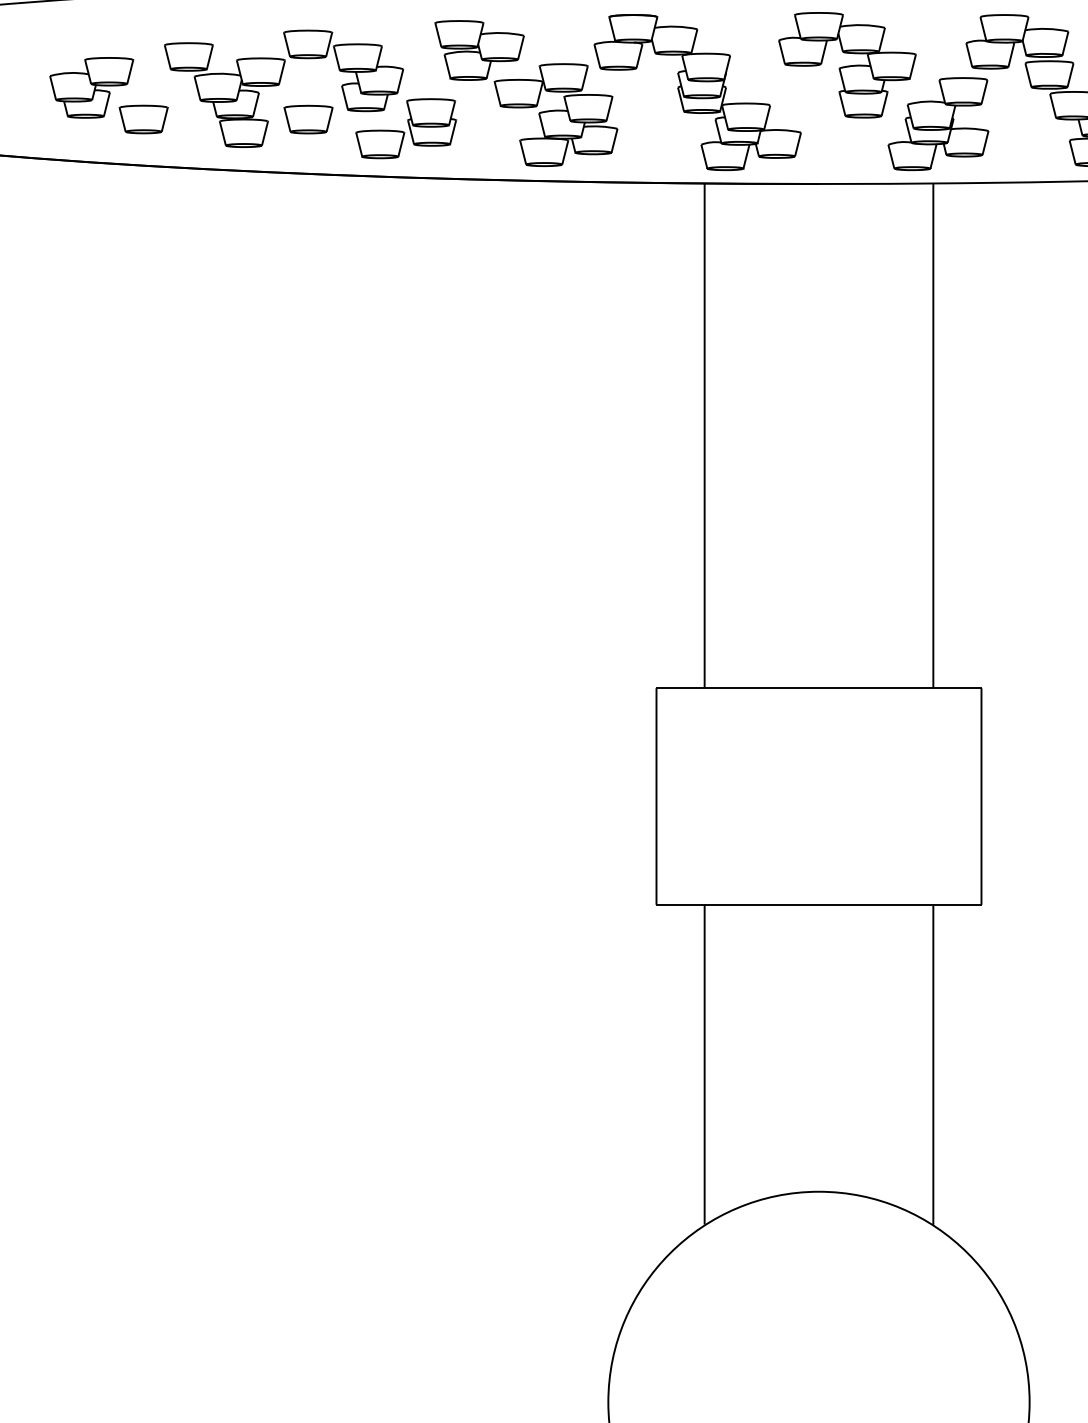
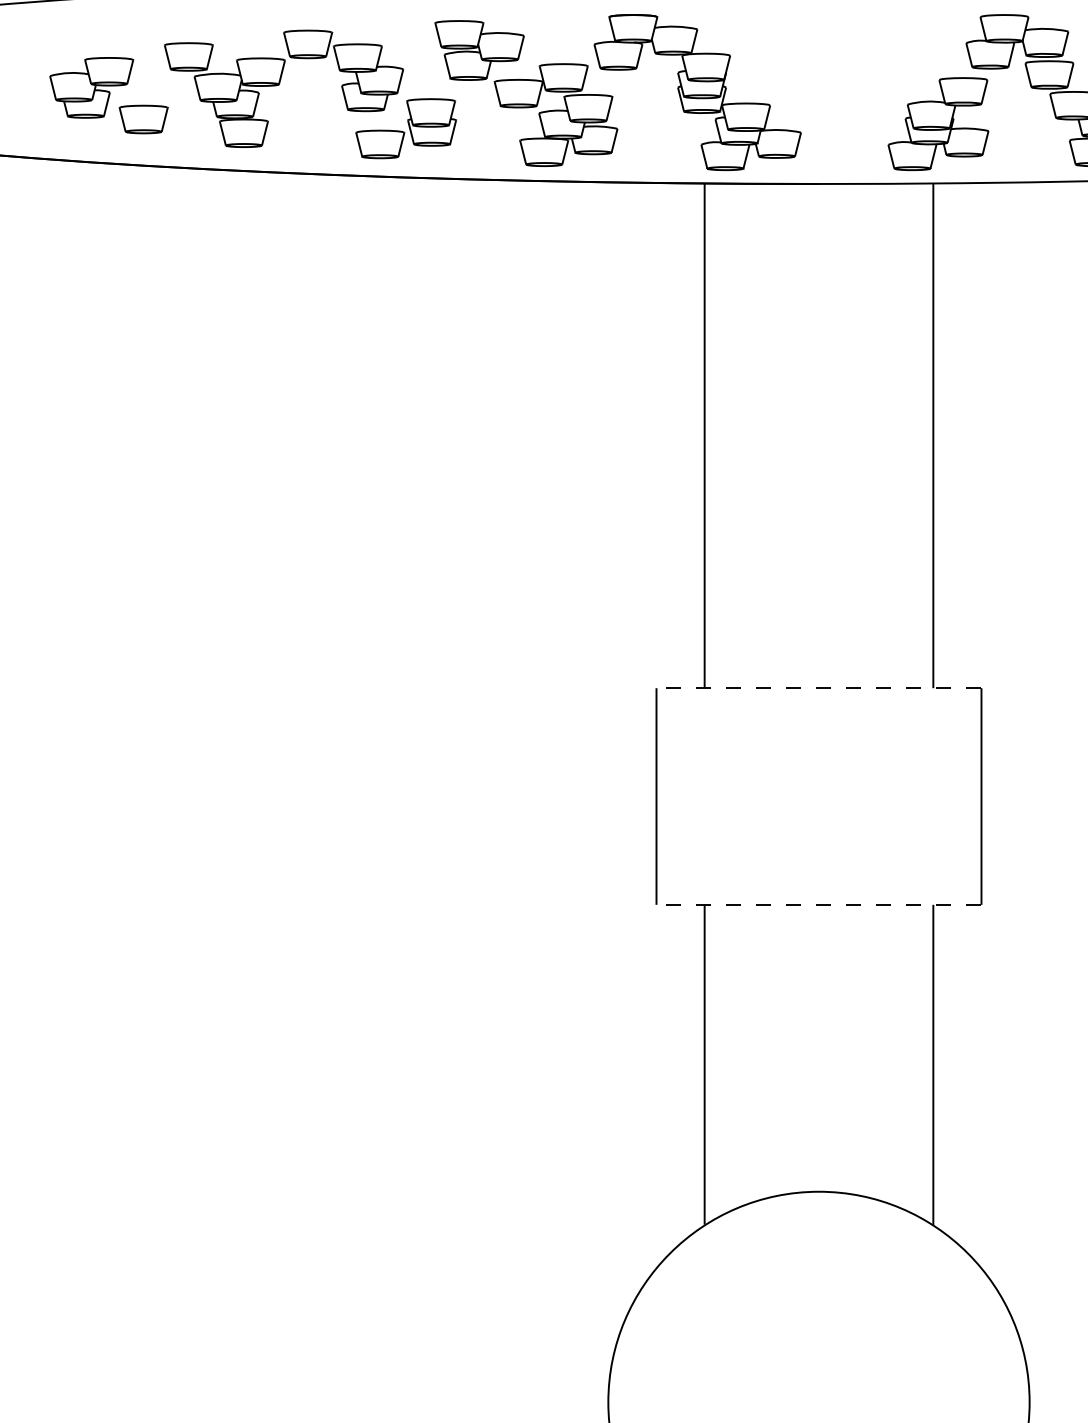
part: present -> none (847, 65)
part: present -> none (308, 119)
line: solid -> dashed (818, 688)
line: solid -> dashed (818, 904)
